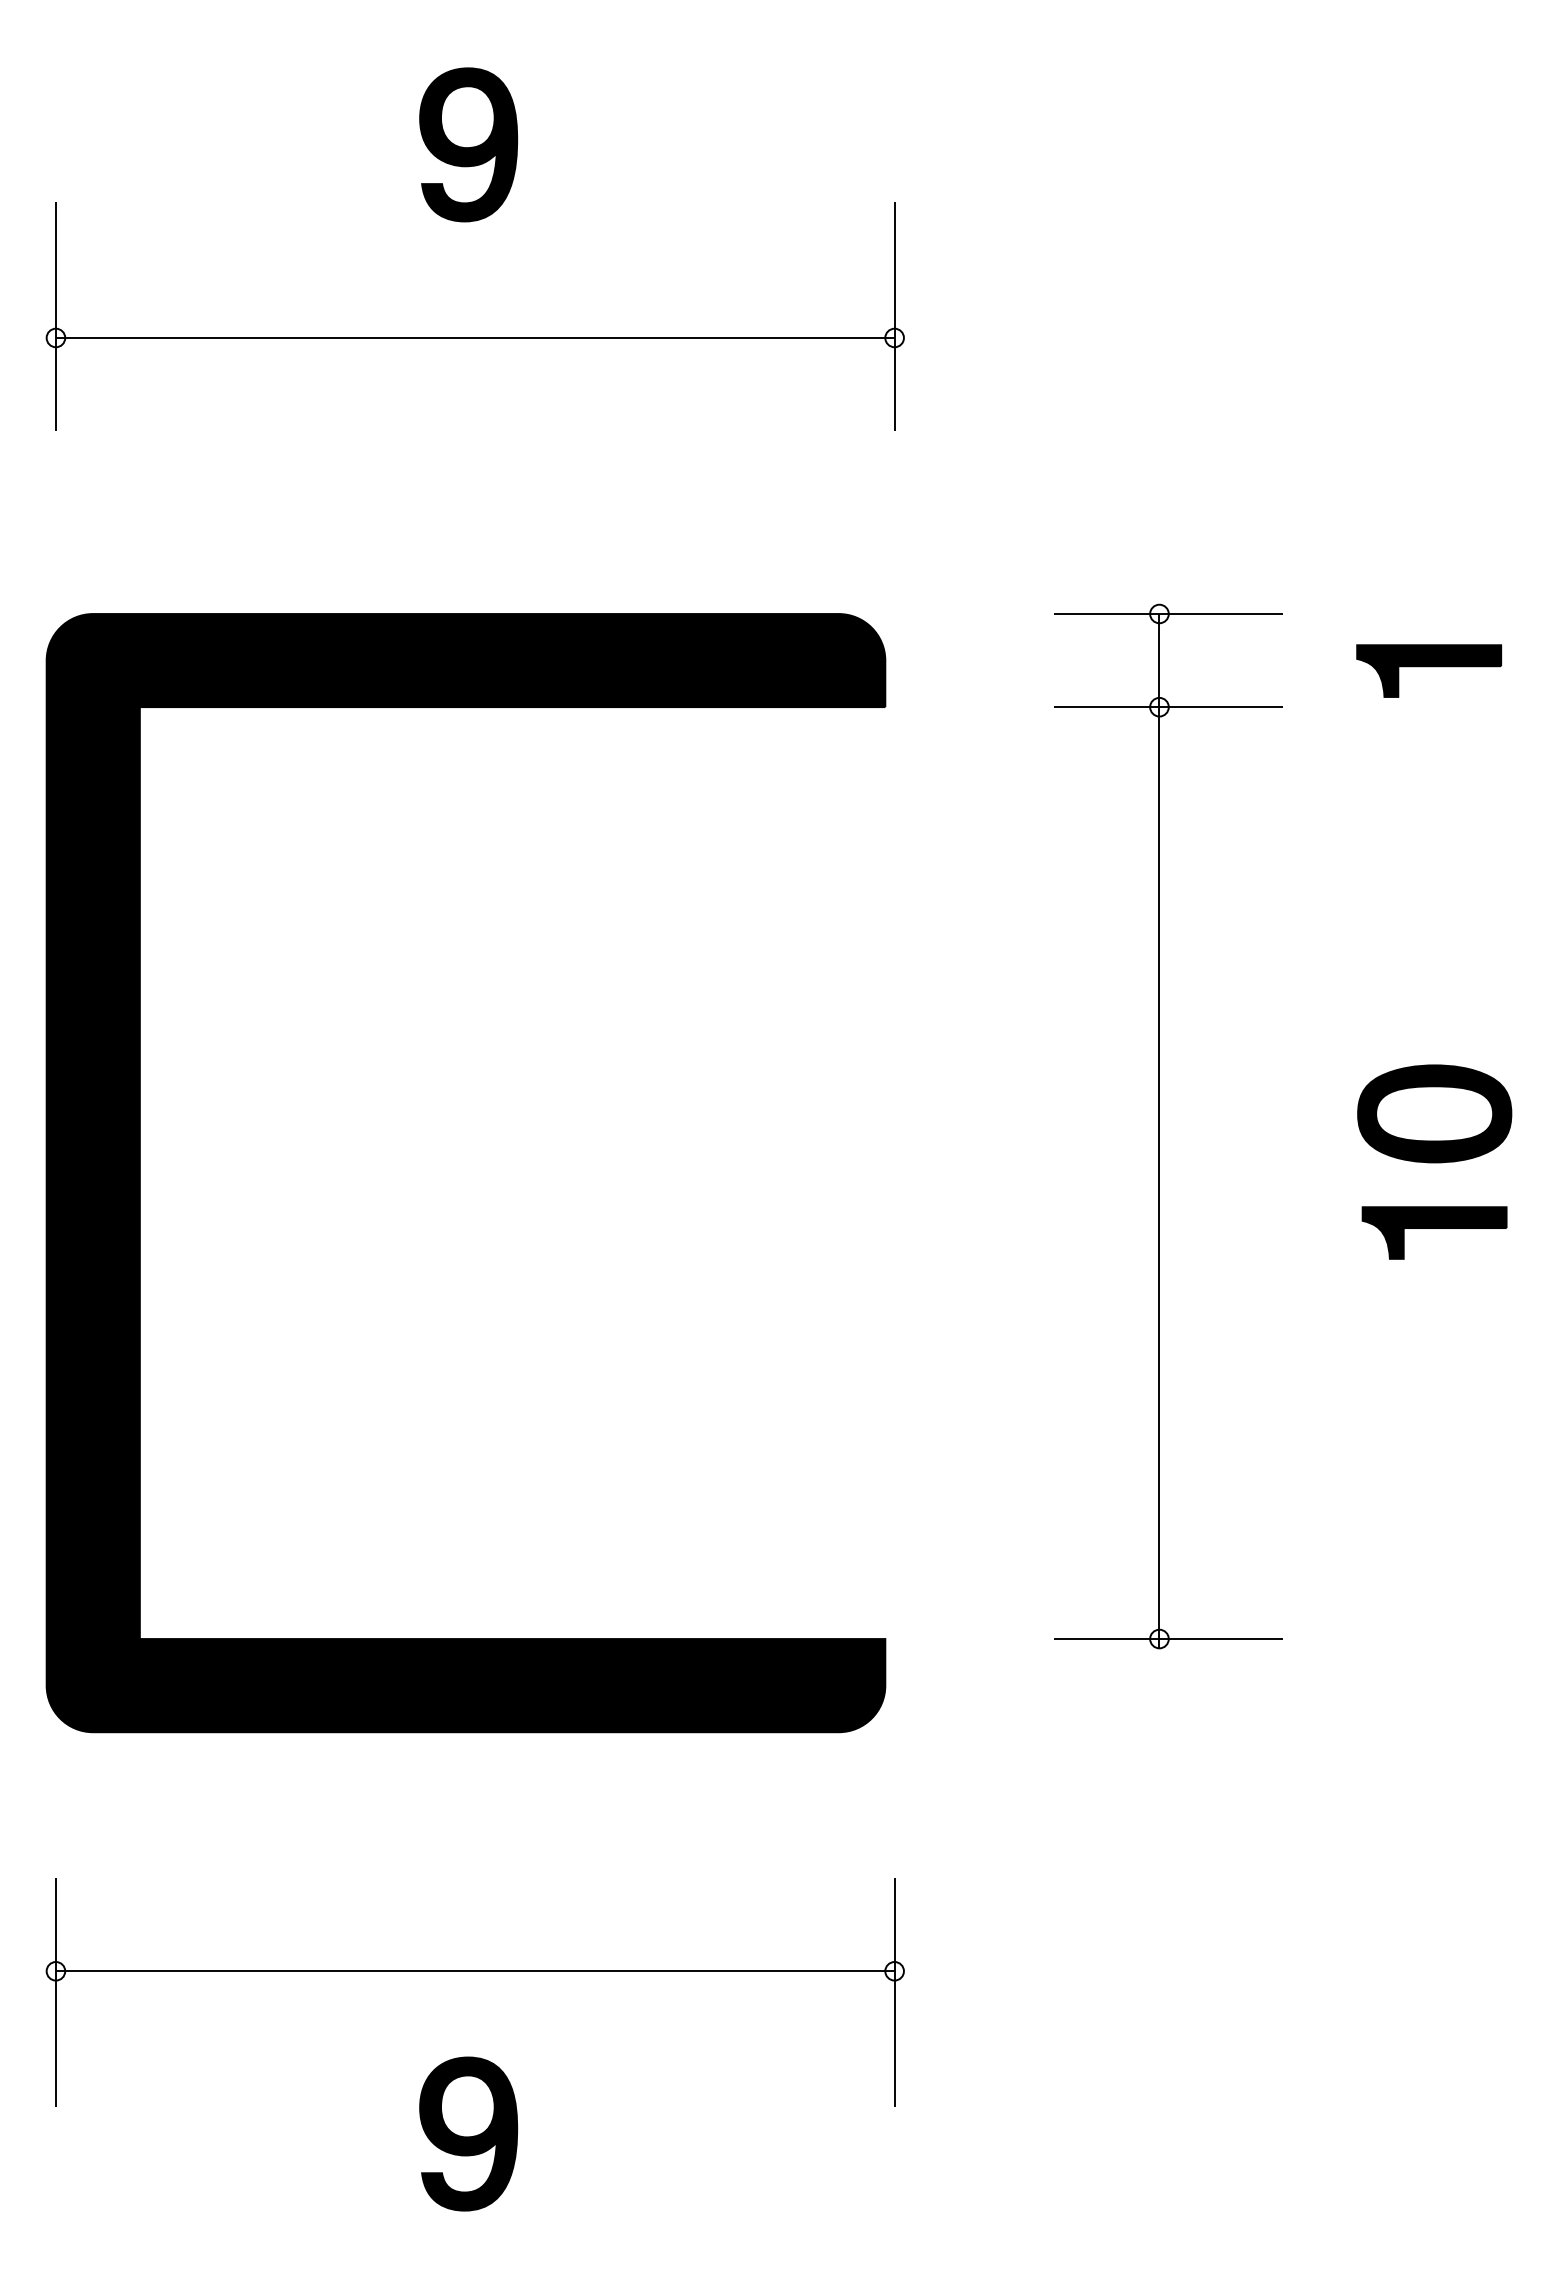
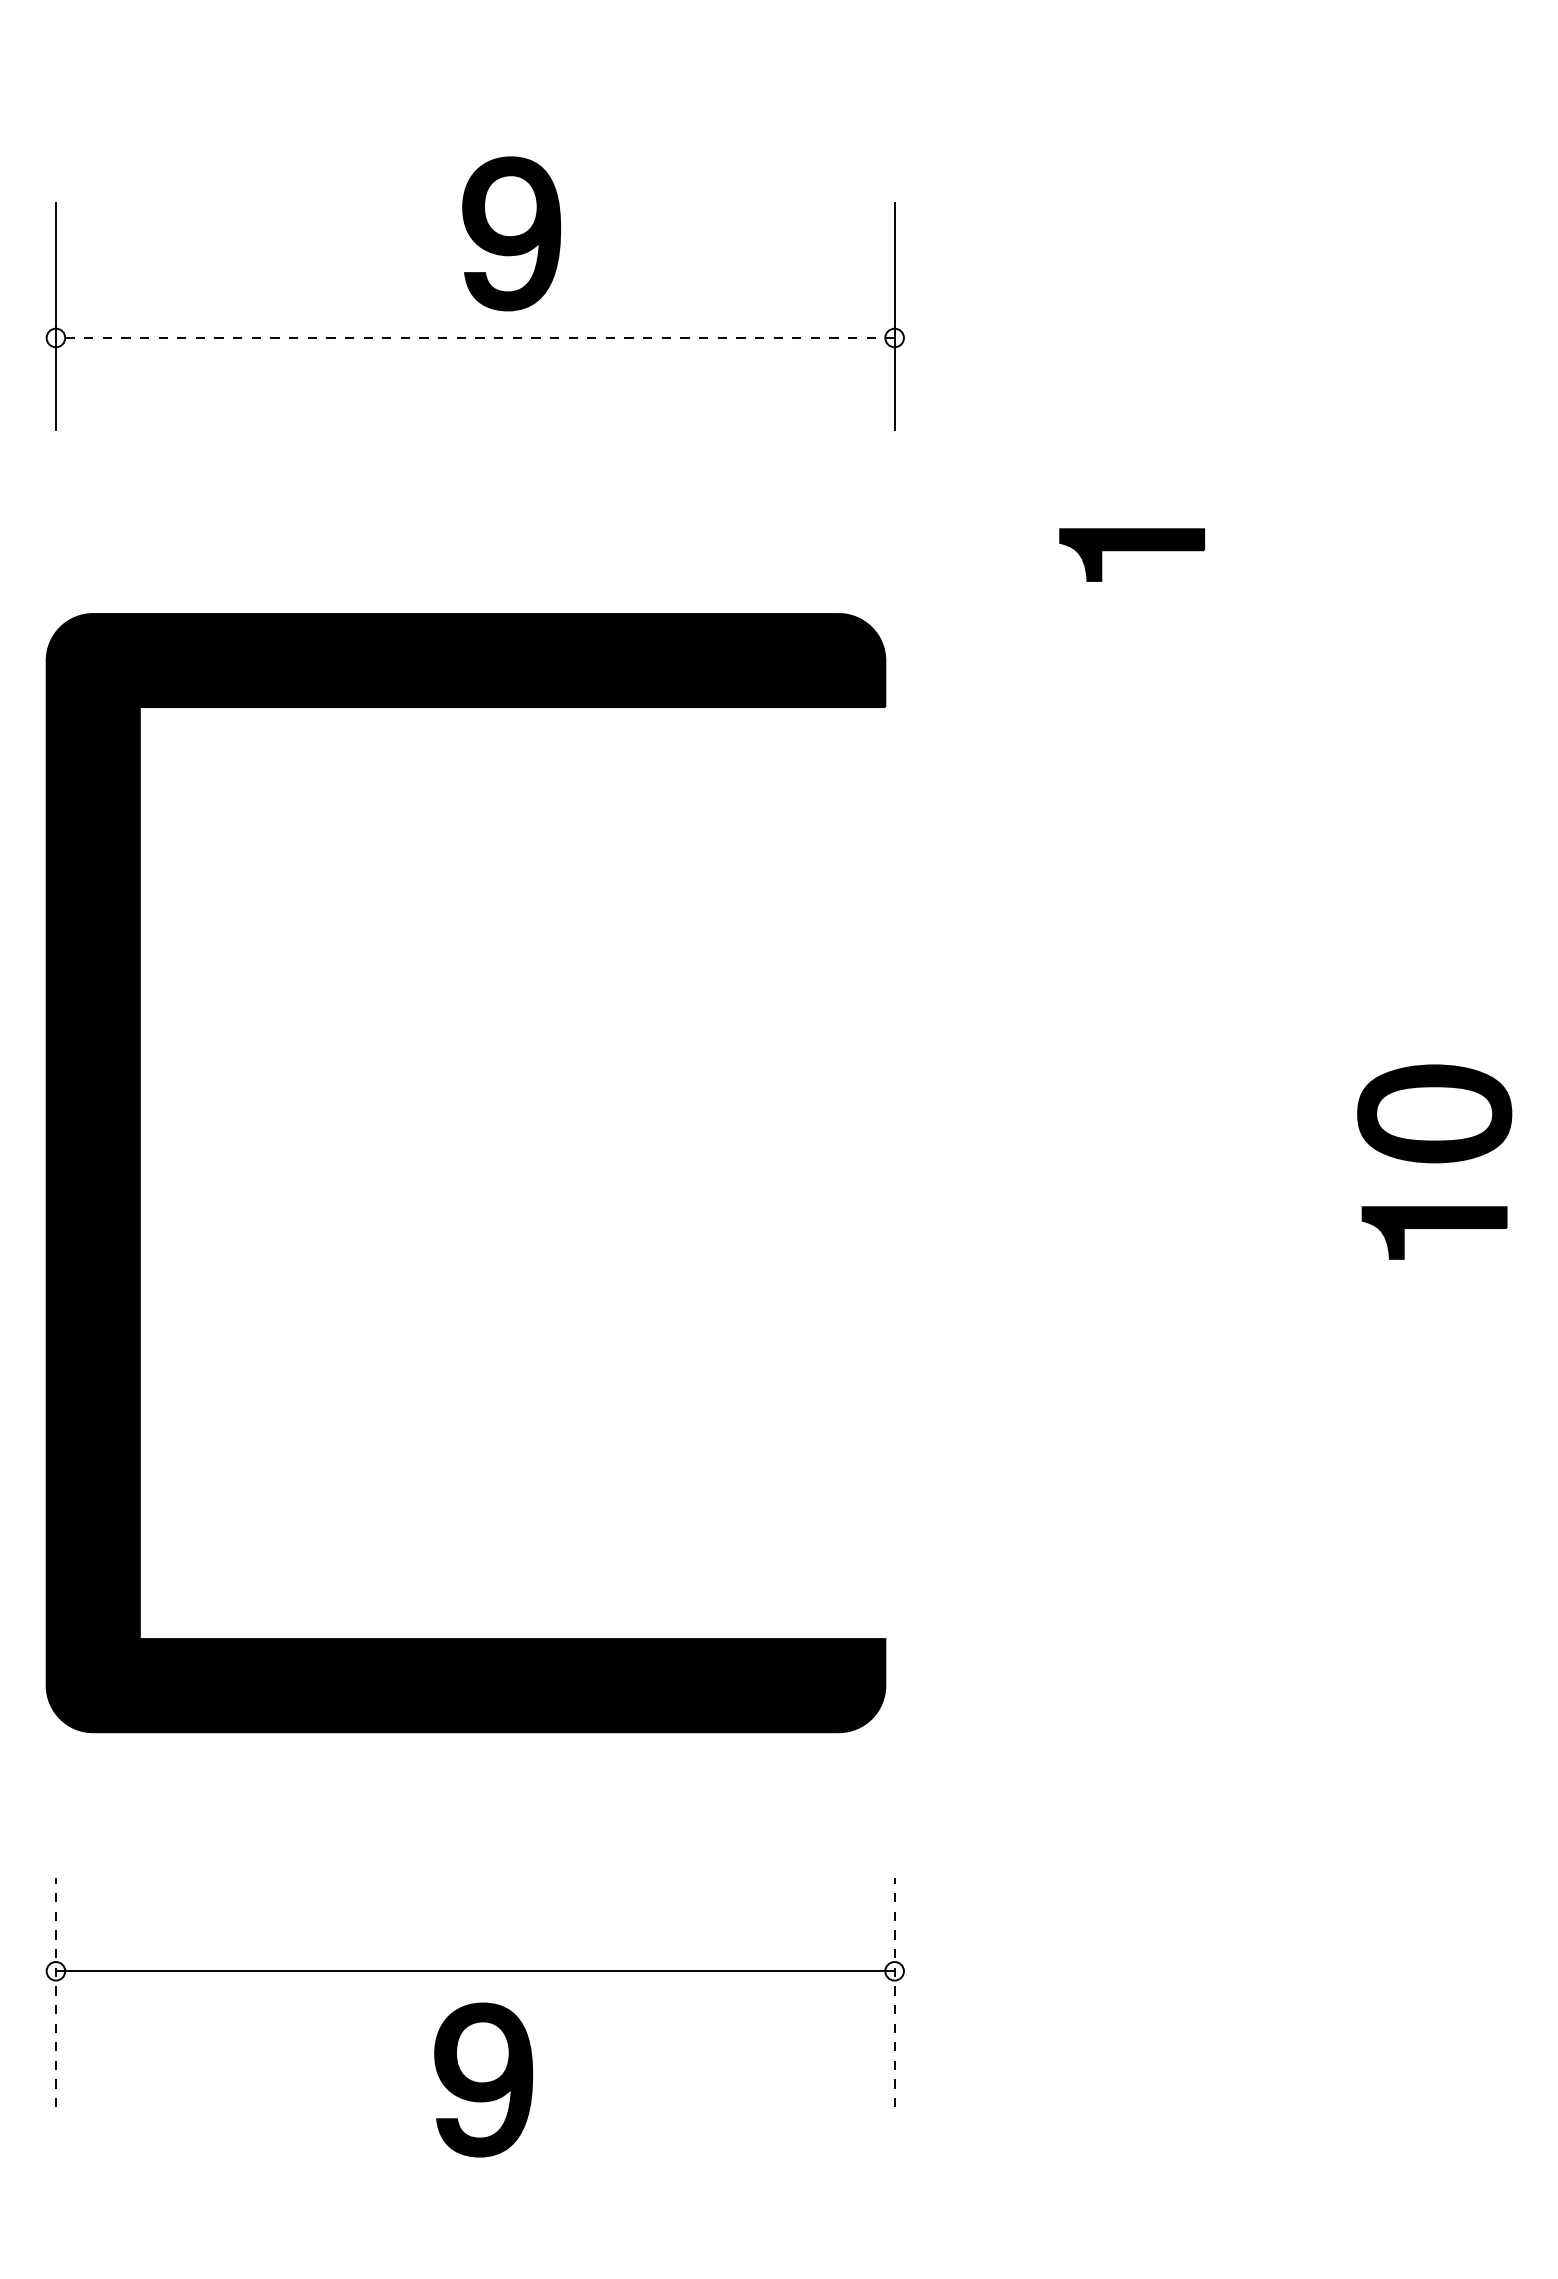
part position: (468, 144) -> (511, 233) (511, 233)
line: solid -> dashed (474, 337)
part position: (1429, 670) -> (1132, 554) (1132, 554)
part: present -> none (1159, 1126)
line: solid -> dashed (55, 1992)
line: solid -> dashed (894, 1992)
part position: (468, 2133) -> (483, 2079) (483, 2079)
